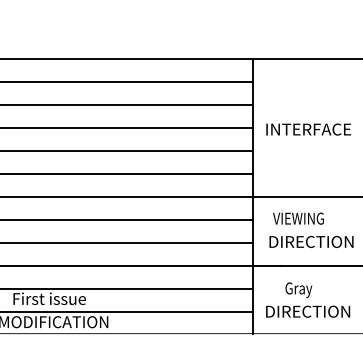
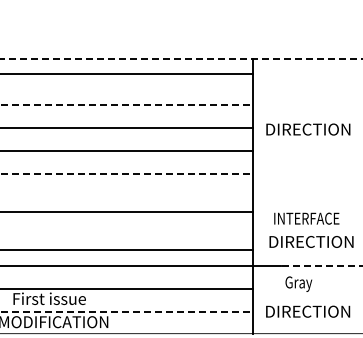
line: solid -> dashed (181, 58)
line position: (127, 81) -> (127, 73) (127, 73)
line: solid -> dashed (126, 104)
text: INTERFACE -> DIRECTION (309, 129)
line: solid -> dashed (126, 173)
line: present -> none (180, 196)
text: VIEWING -> INTERFACE (306, 218)
line position: (127, 219) -> (127, 211) (127, 211)
line position: (127, 242) -> (127, 249) (127, 249)
line: solid -> dashed (321, 265)
text position: (298, 289) -> (298, 283) (298, 283)
line: solid -> dashed (126, 311)
